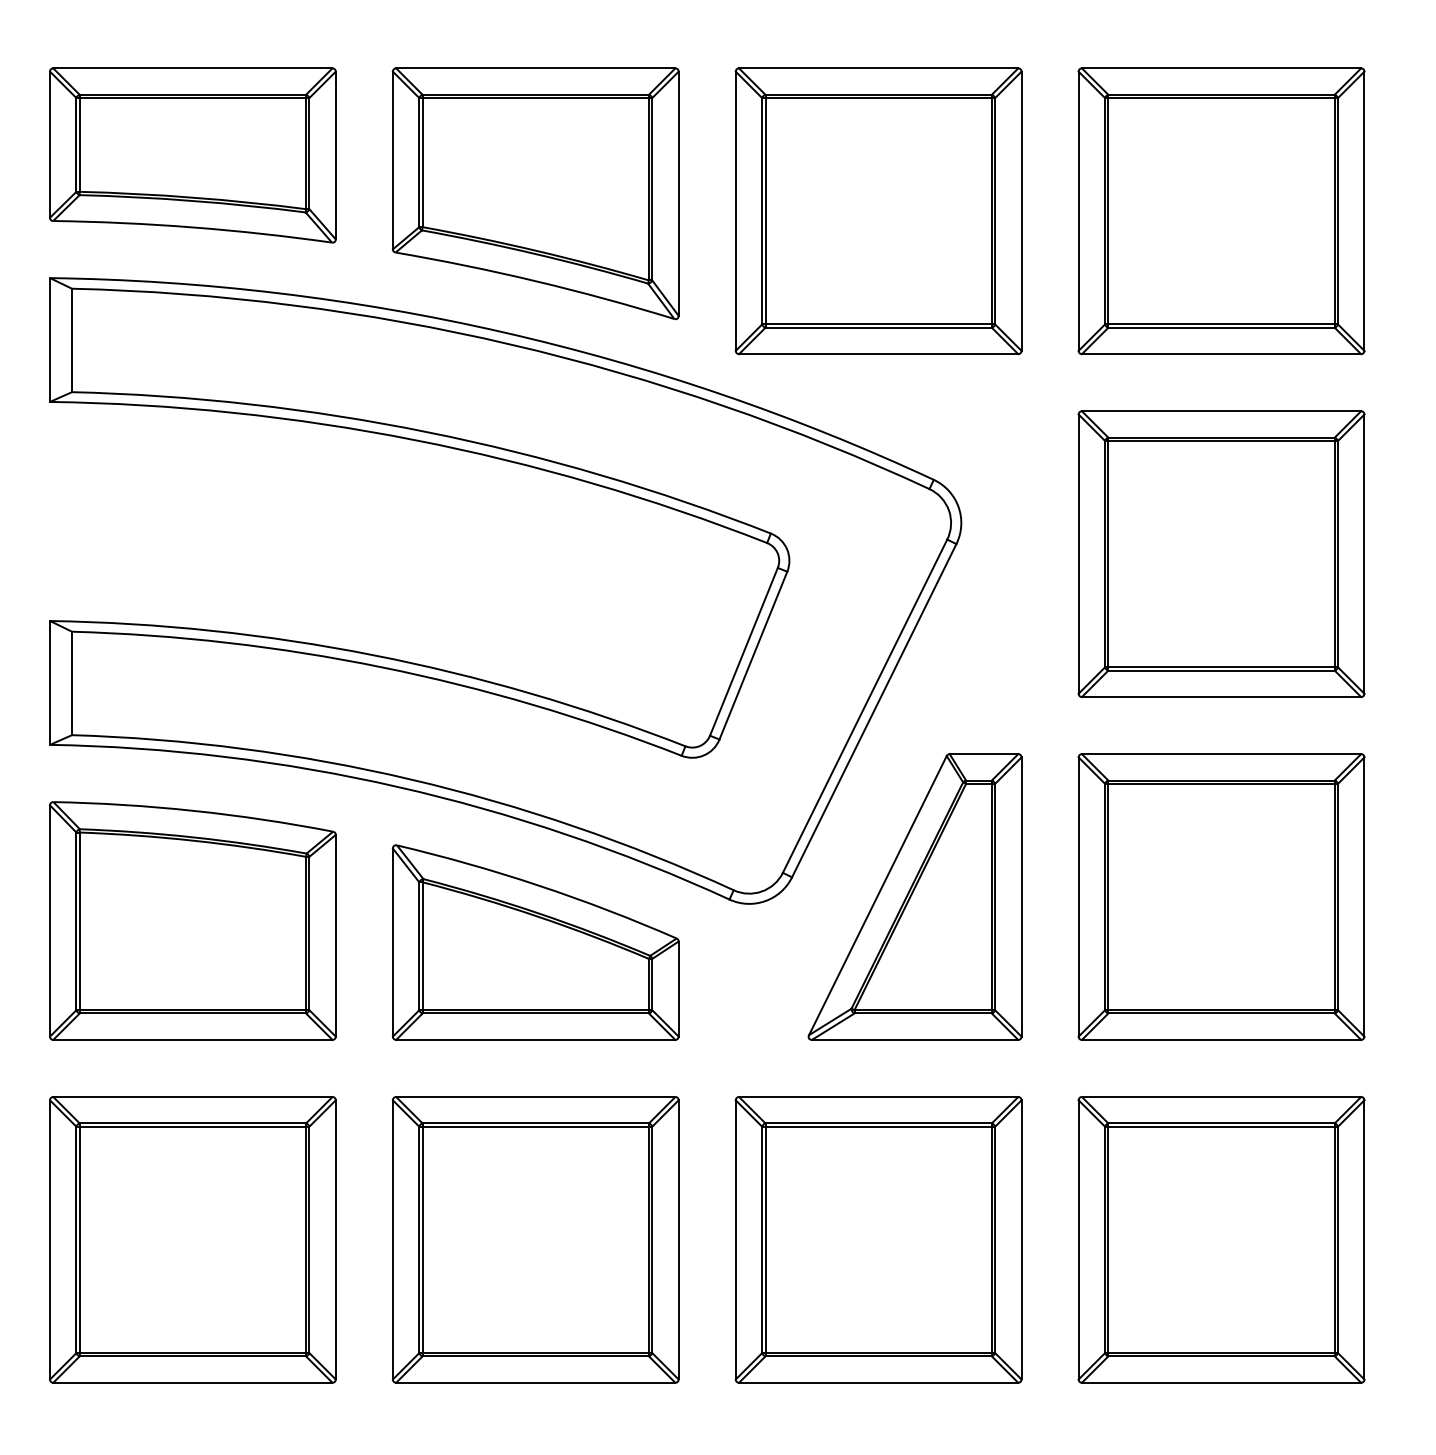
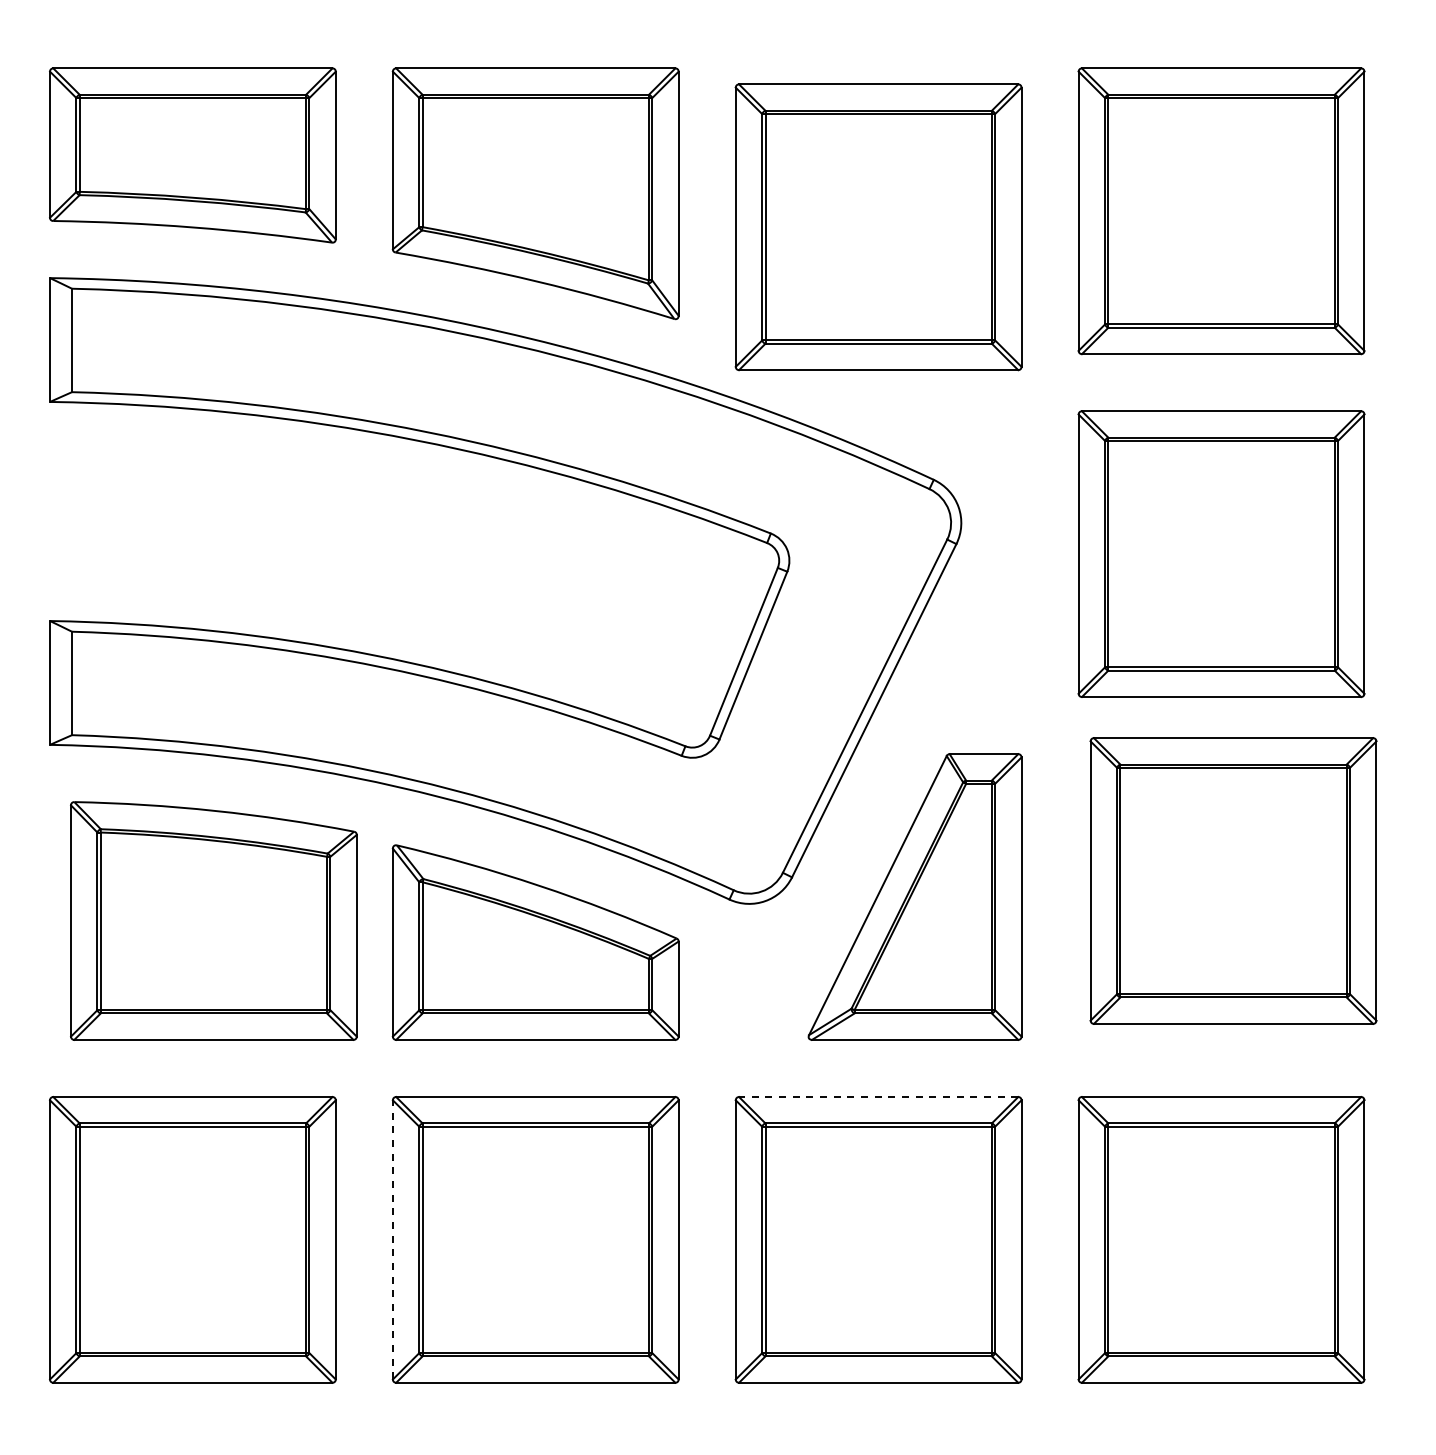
part position: (878, 211) -> (878, 227) (878, 227)
part position: (1221, 896) -> (1233, 880) (1233, 880)
part position: (192, 920) -> (213, 920) (213, 920)
line: solid -> dashed (878, 1097)
line: solid -> dashed (392, 1239)
